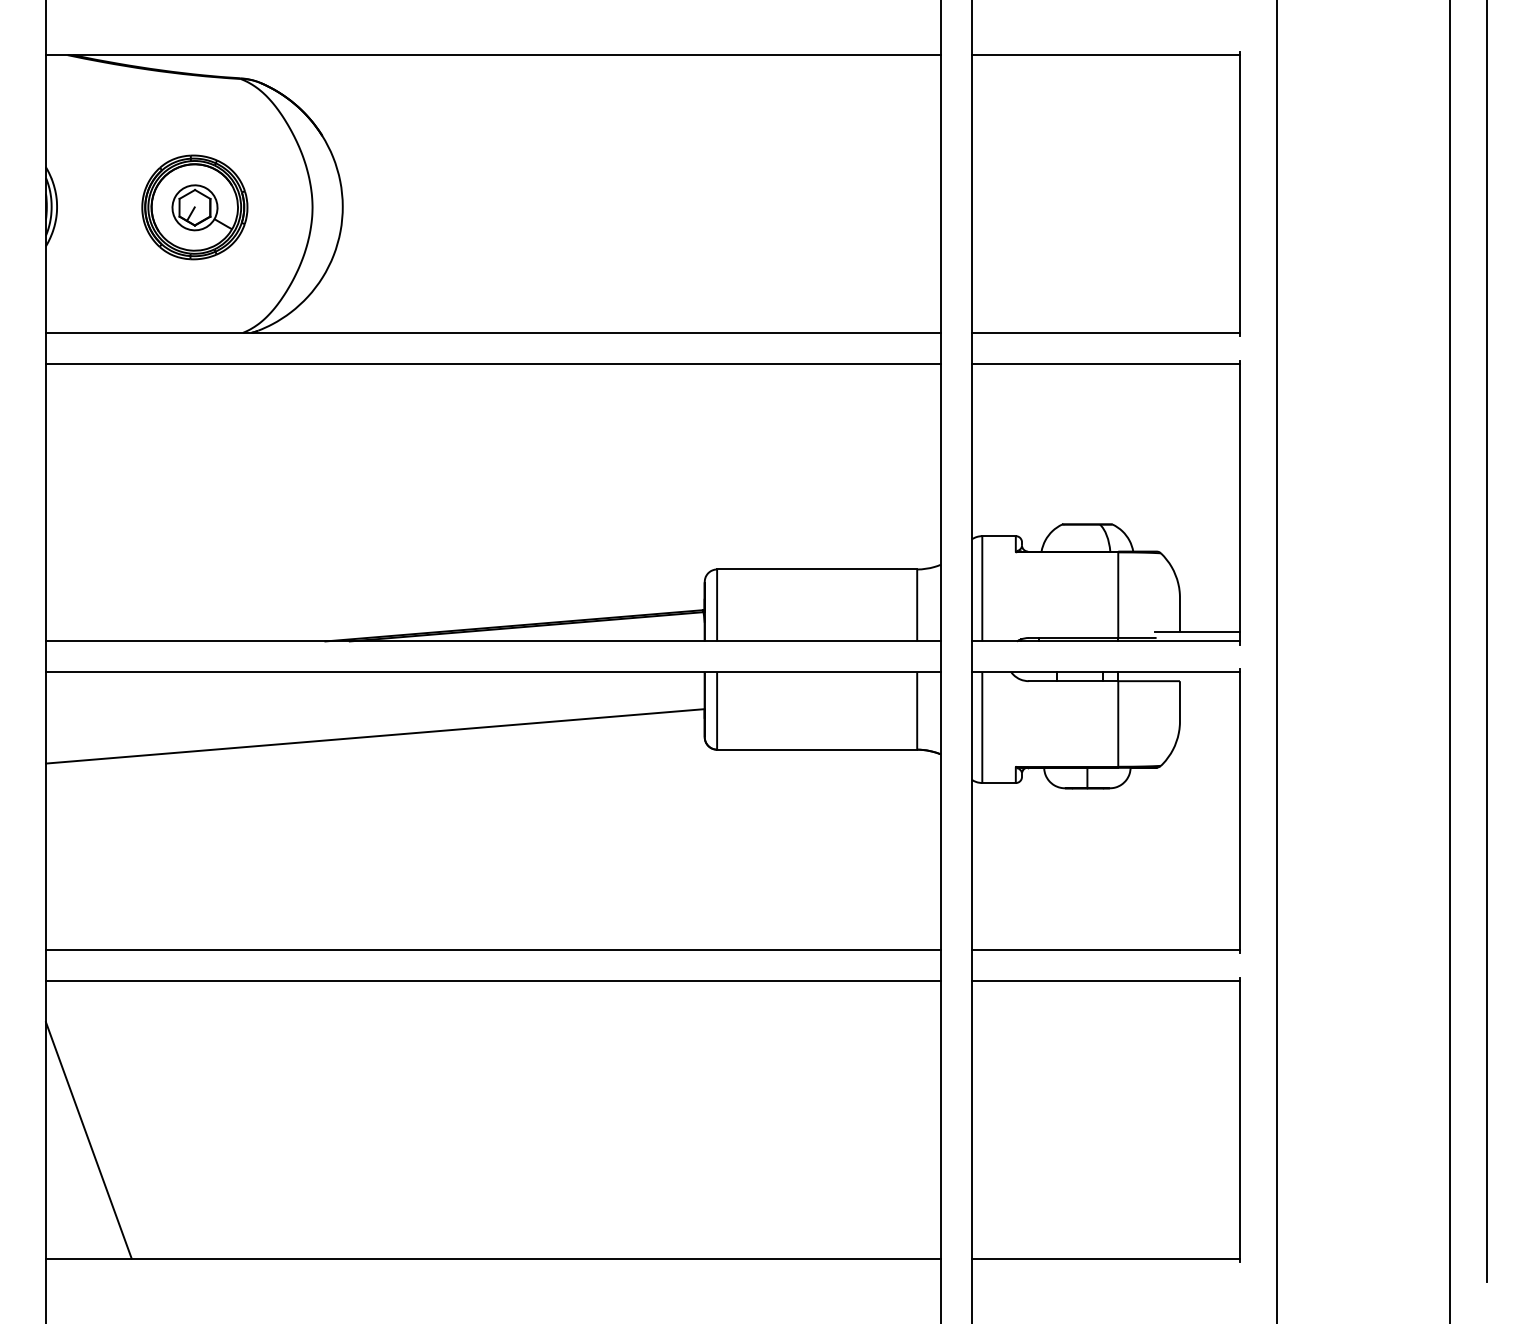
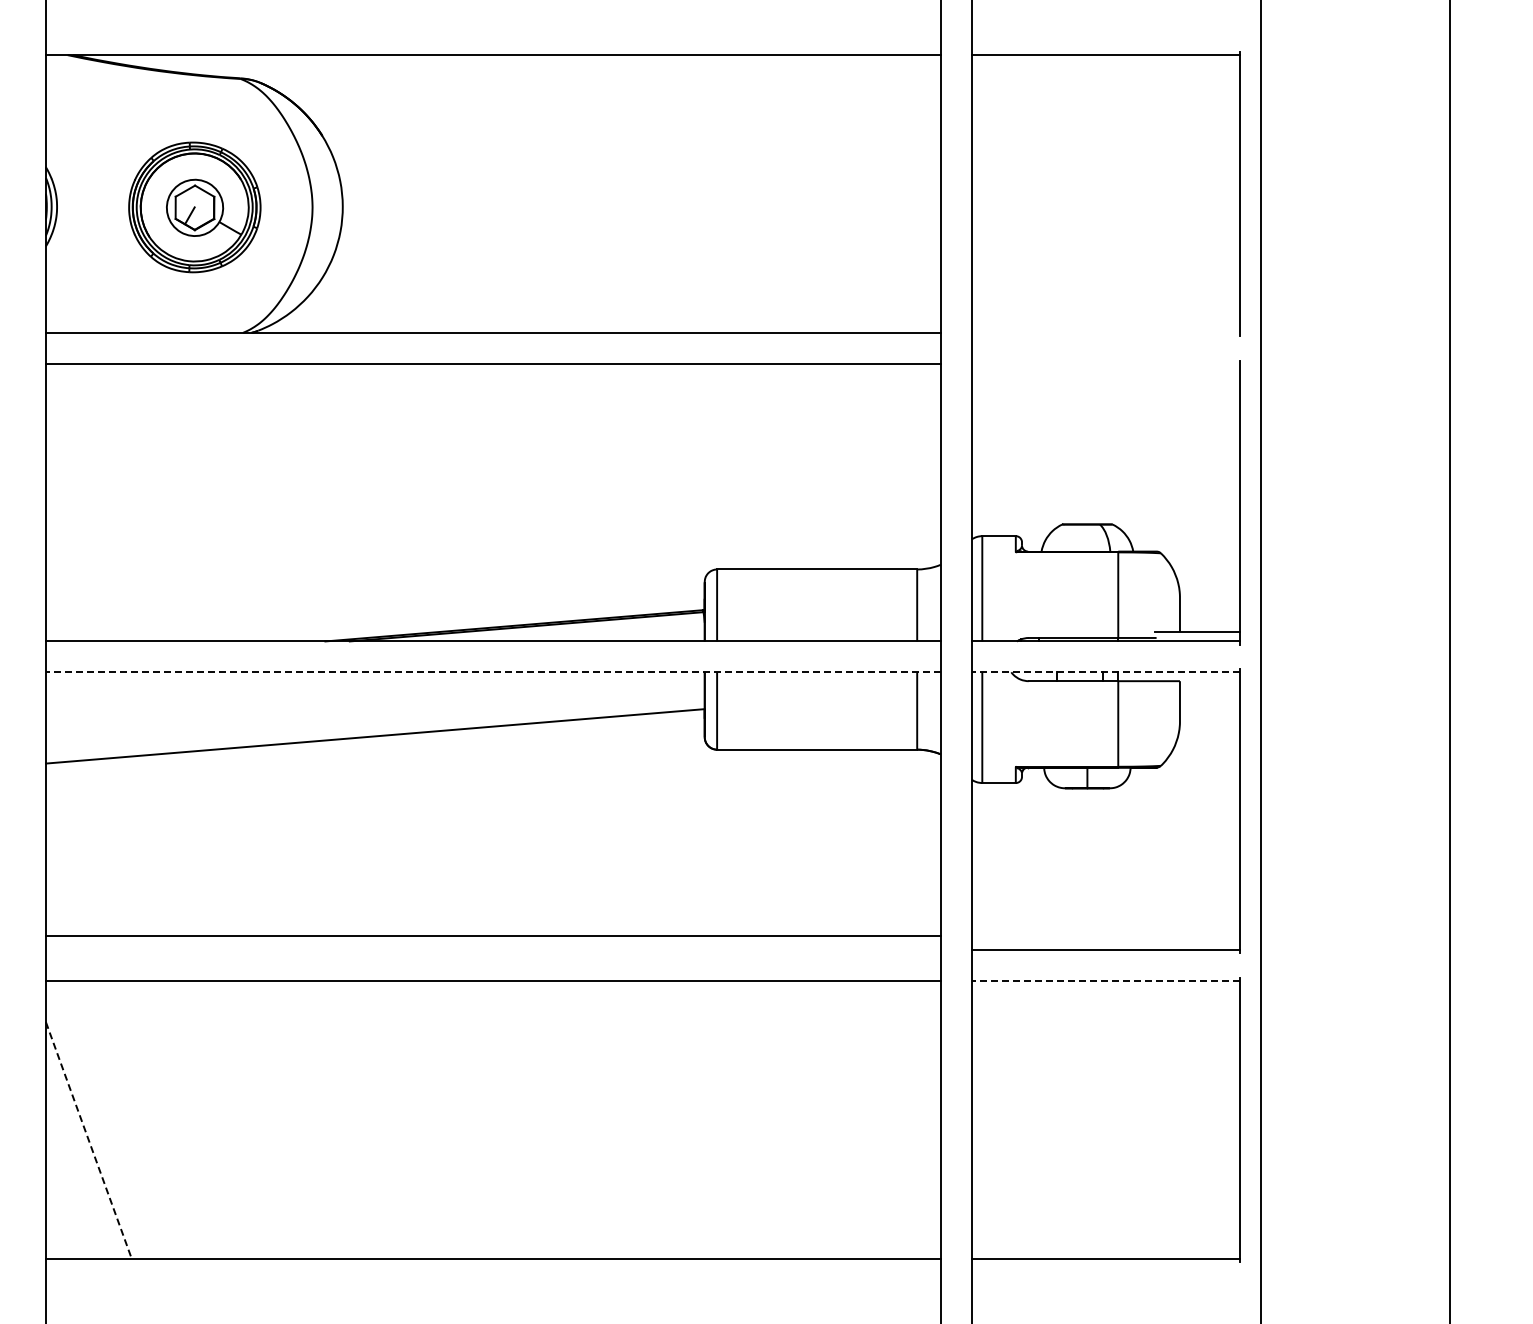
part size: 108x107 px -> 134x133 px (194, 207)
line: present -> none (1105, 332)
line: present -> none (1105, 363)
line: present -> none (1487, 642)
line position: (1277, 661) -> (1261, 661) (1261, 661)
line: solid -> dashed (492, 672)
line: solid -> dashed (1105, 672)
line position: (492, 950) -> (492, 936) (492, 936)
line: solid -> dashed (1105, 980)
line: solid -> dashed (88, 1140)
